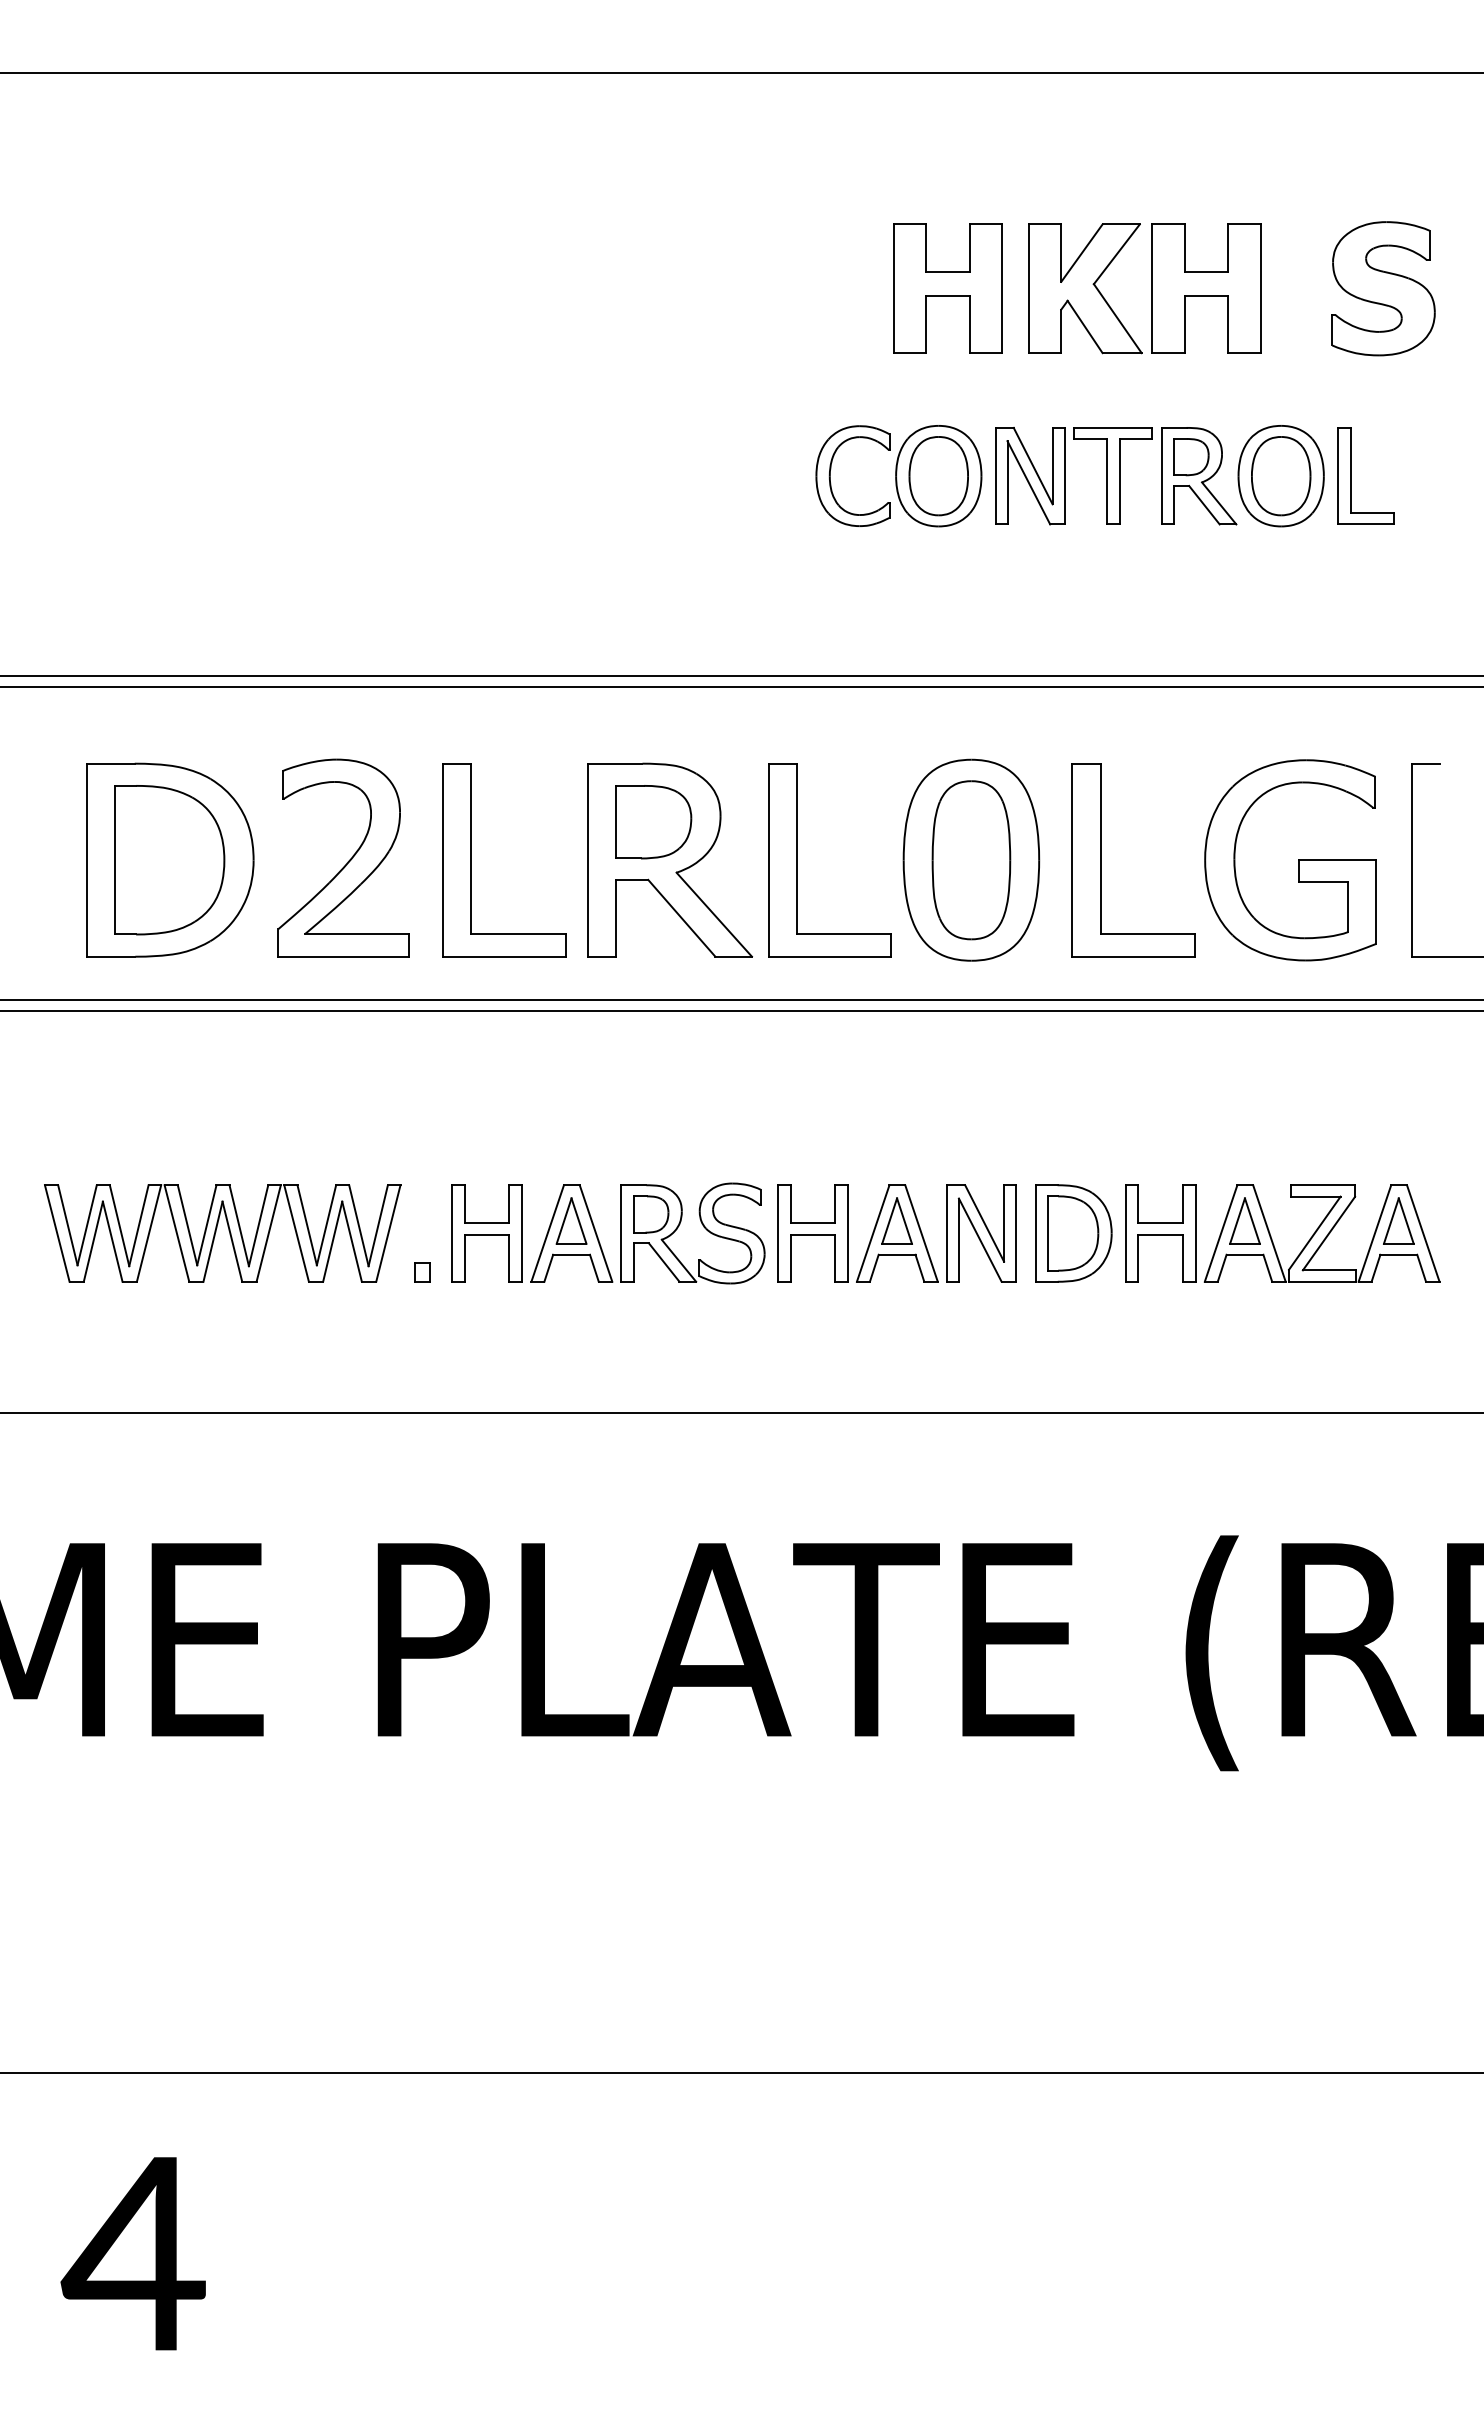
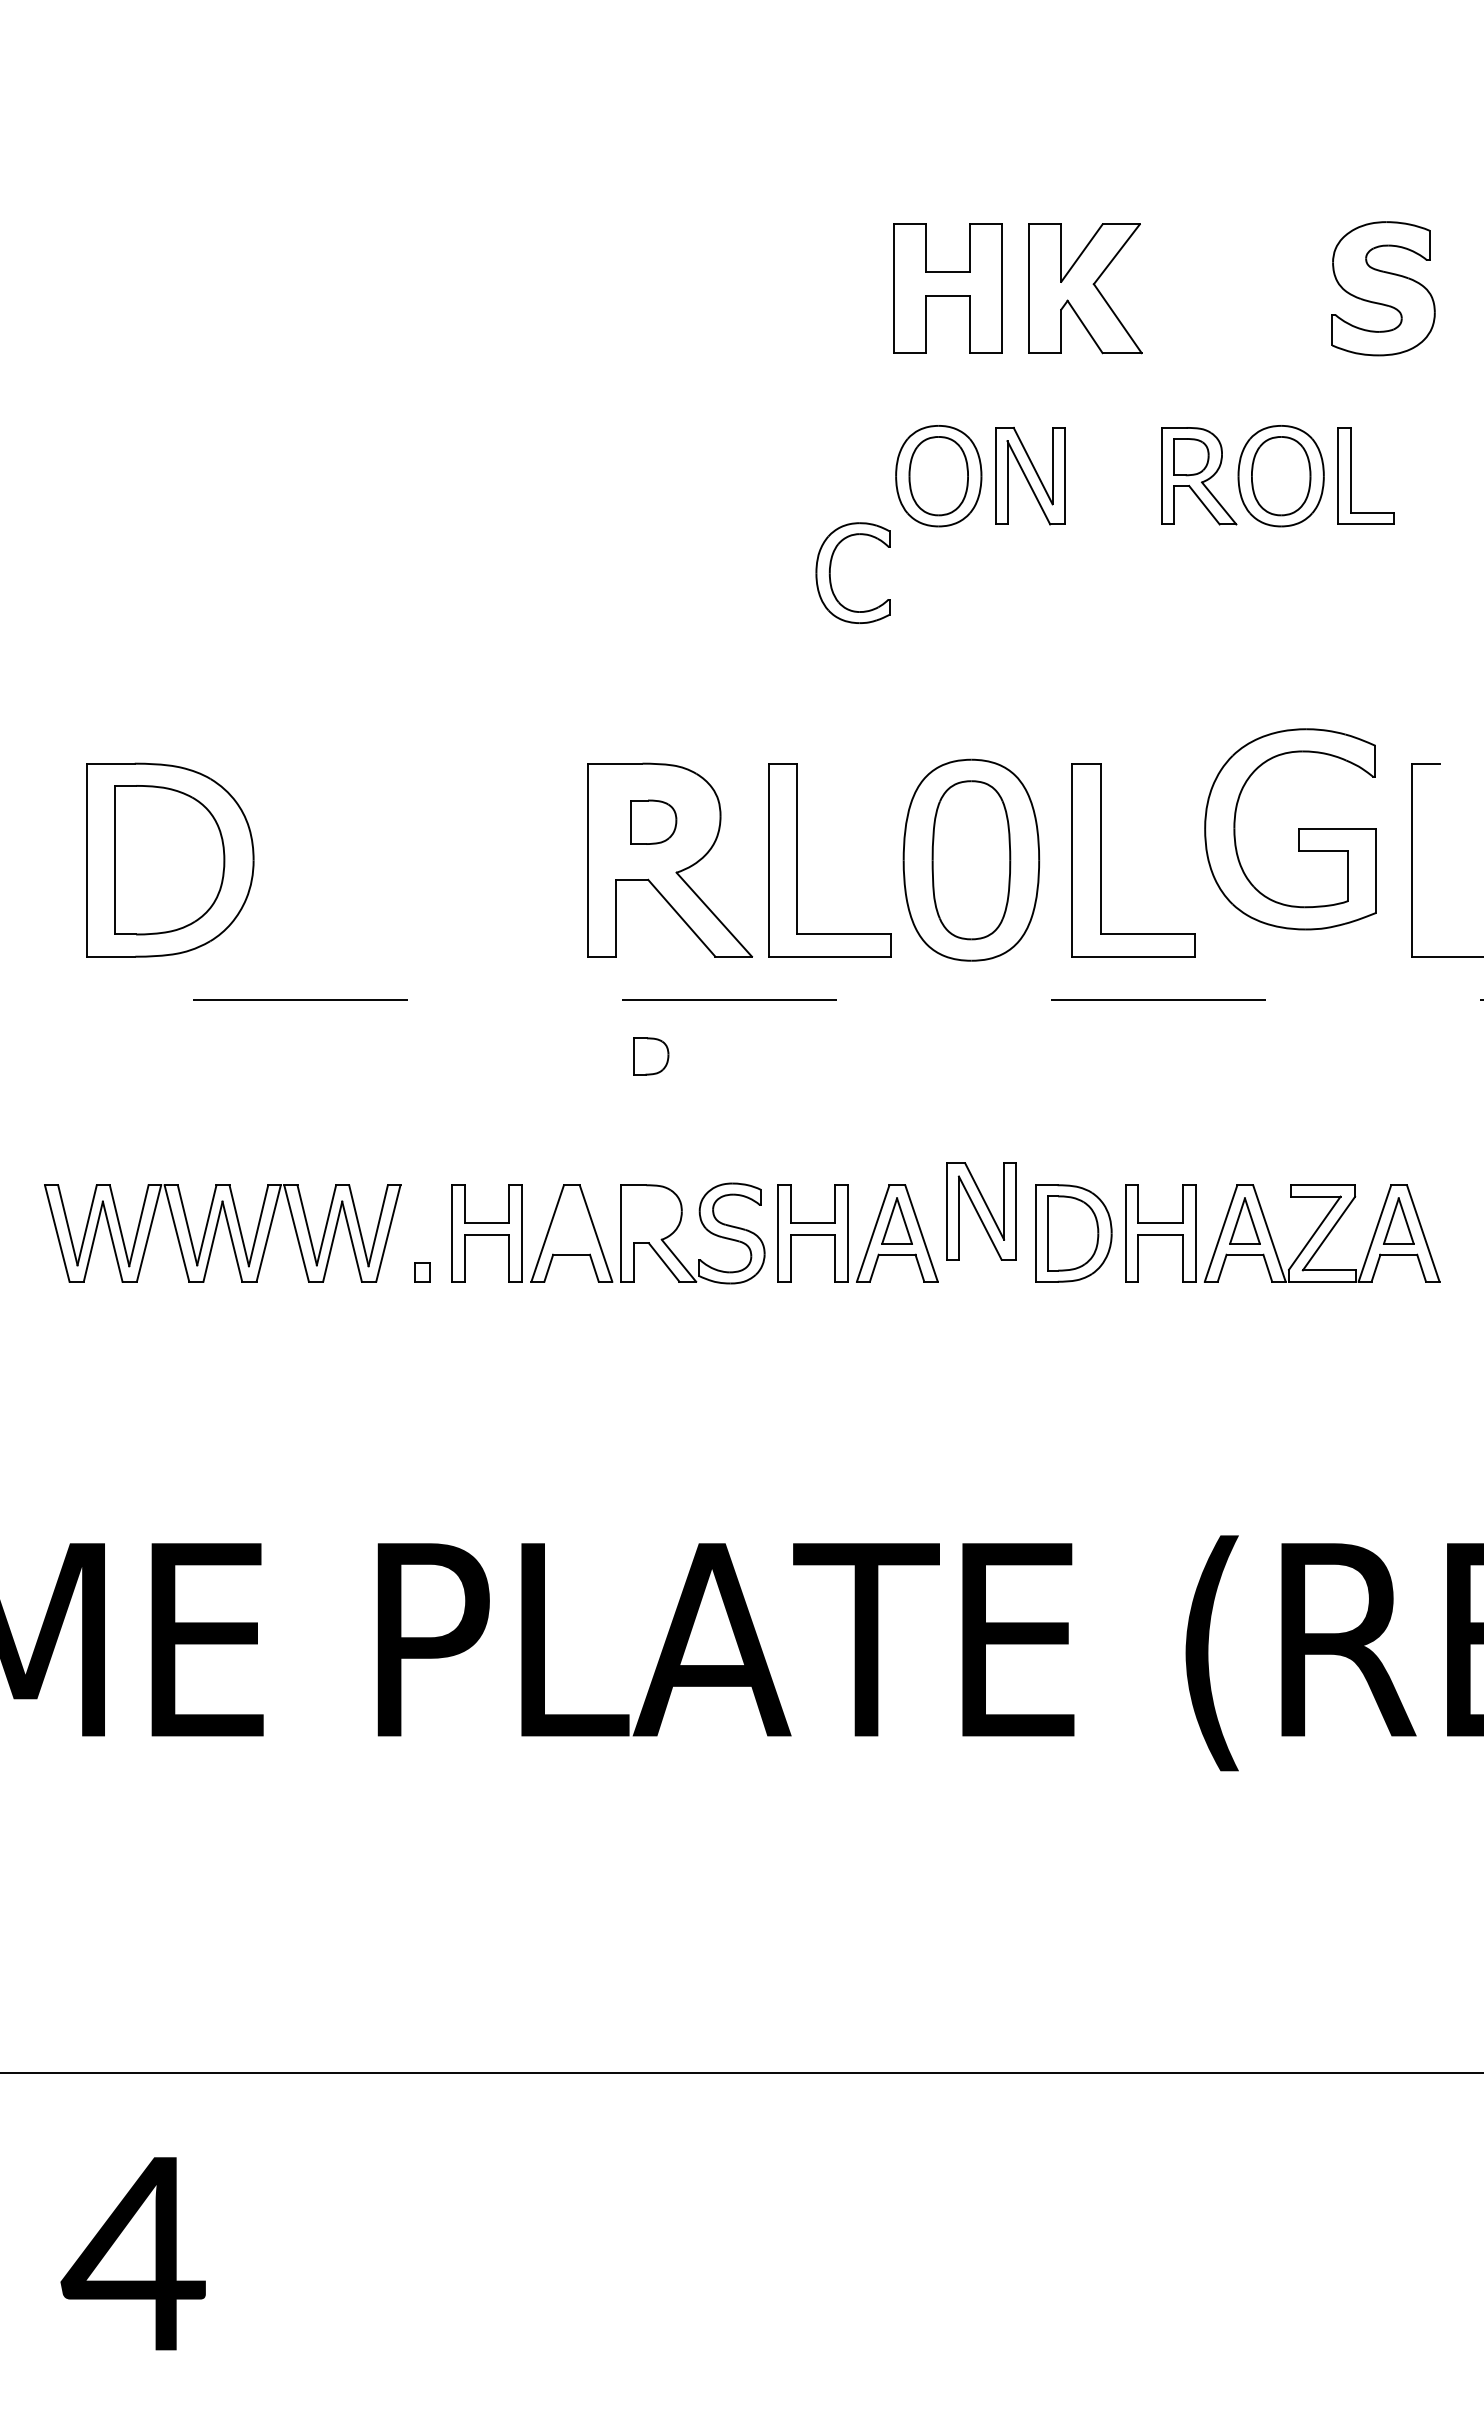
line: present -> none (741, 72)
part: present -> none (1206, 288)
part position: (831, 469) -> (831, 566) (831, 566)
part: present -> none (1112, 475)
line: present -> none (741, 675)
line: present -> none (741, 687)
part size: 78x75 px -> 48x46 px (653, 821)
part: present -> none (343, 857)
part: present -> none (471, 860)
part position: (1298, 860) -> (1298, 829) (1298, 829)
line: solid -> dashed (741, 999)
line: present -> none (741, 1011)
part position: (651, 1214) -> (651, 1056) (651, 1056)
part: present -> none (571, 1220)
part position: (981, 1233) -> (981, 1211) (981, 1211)
line: present -> none (741, 1413)
